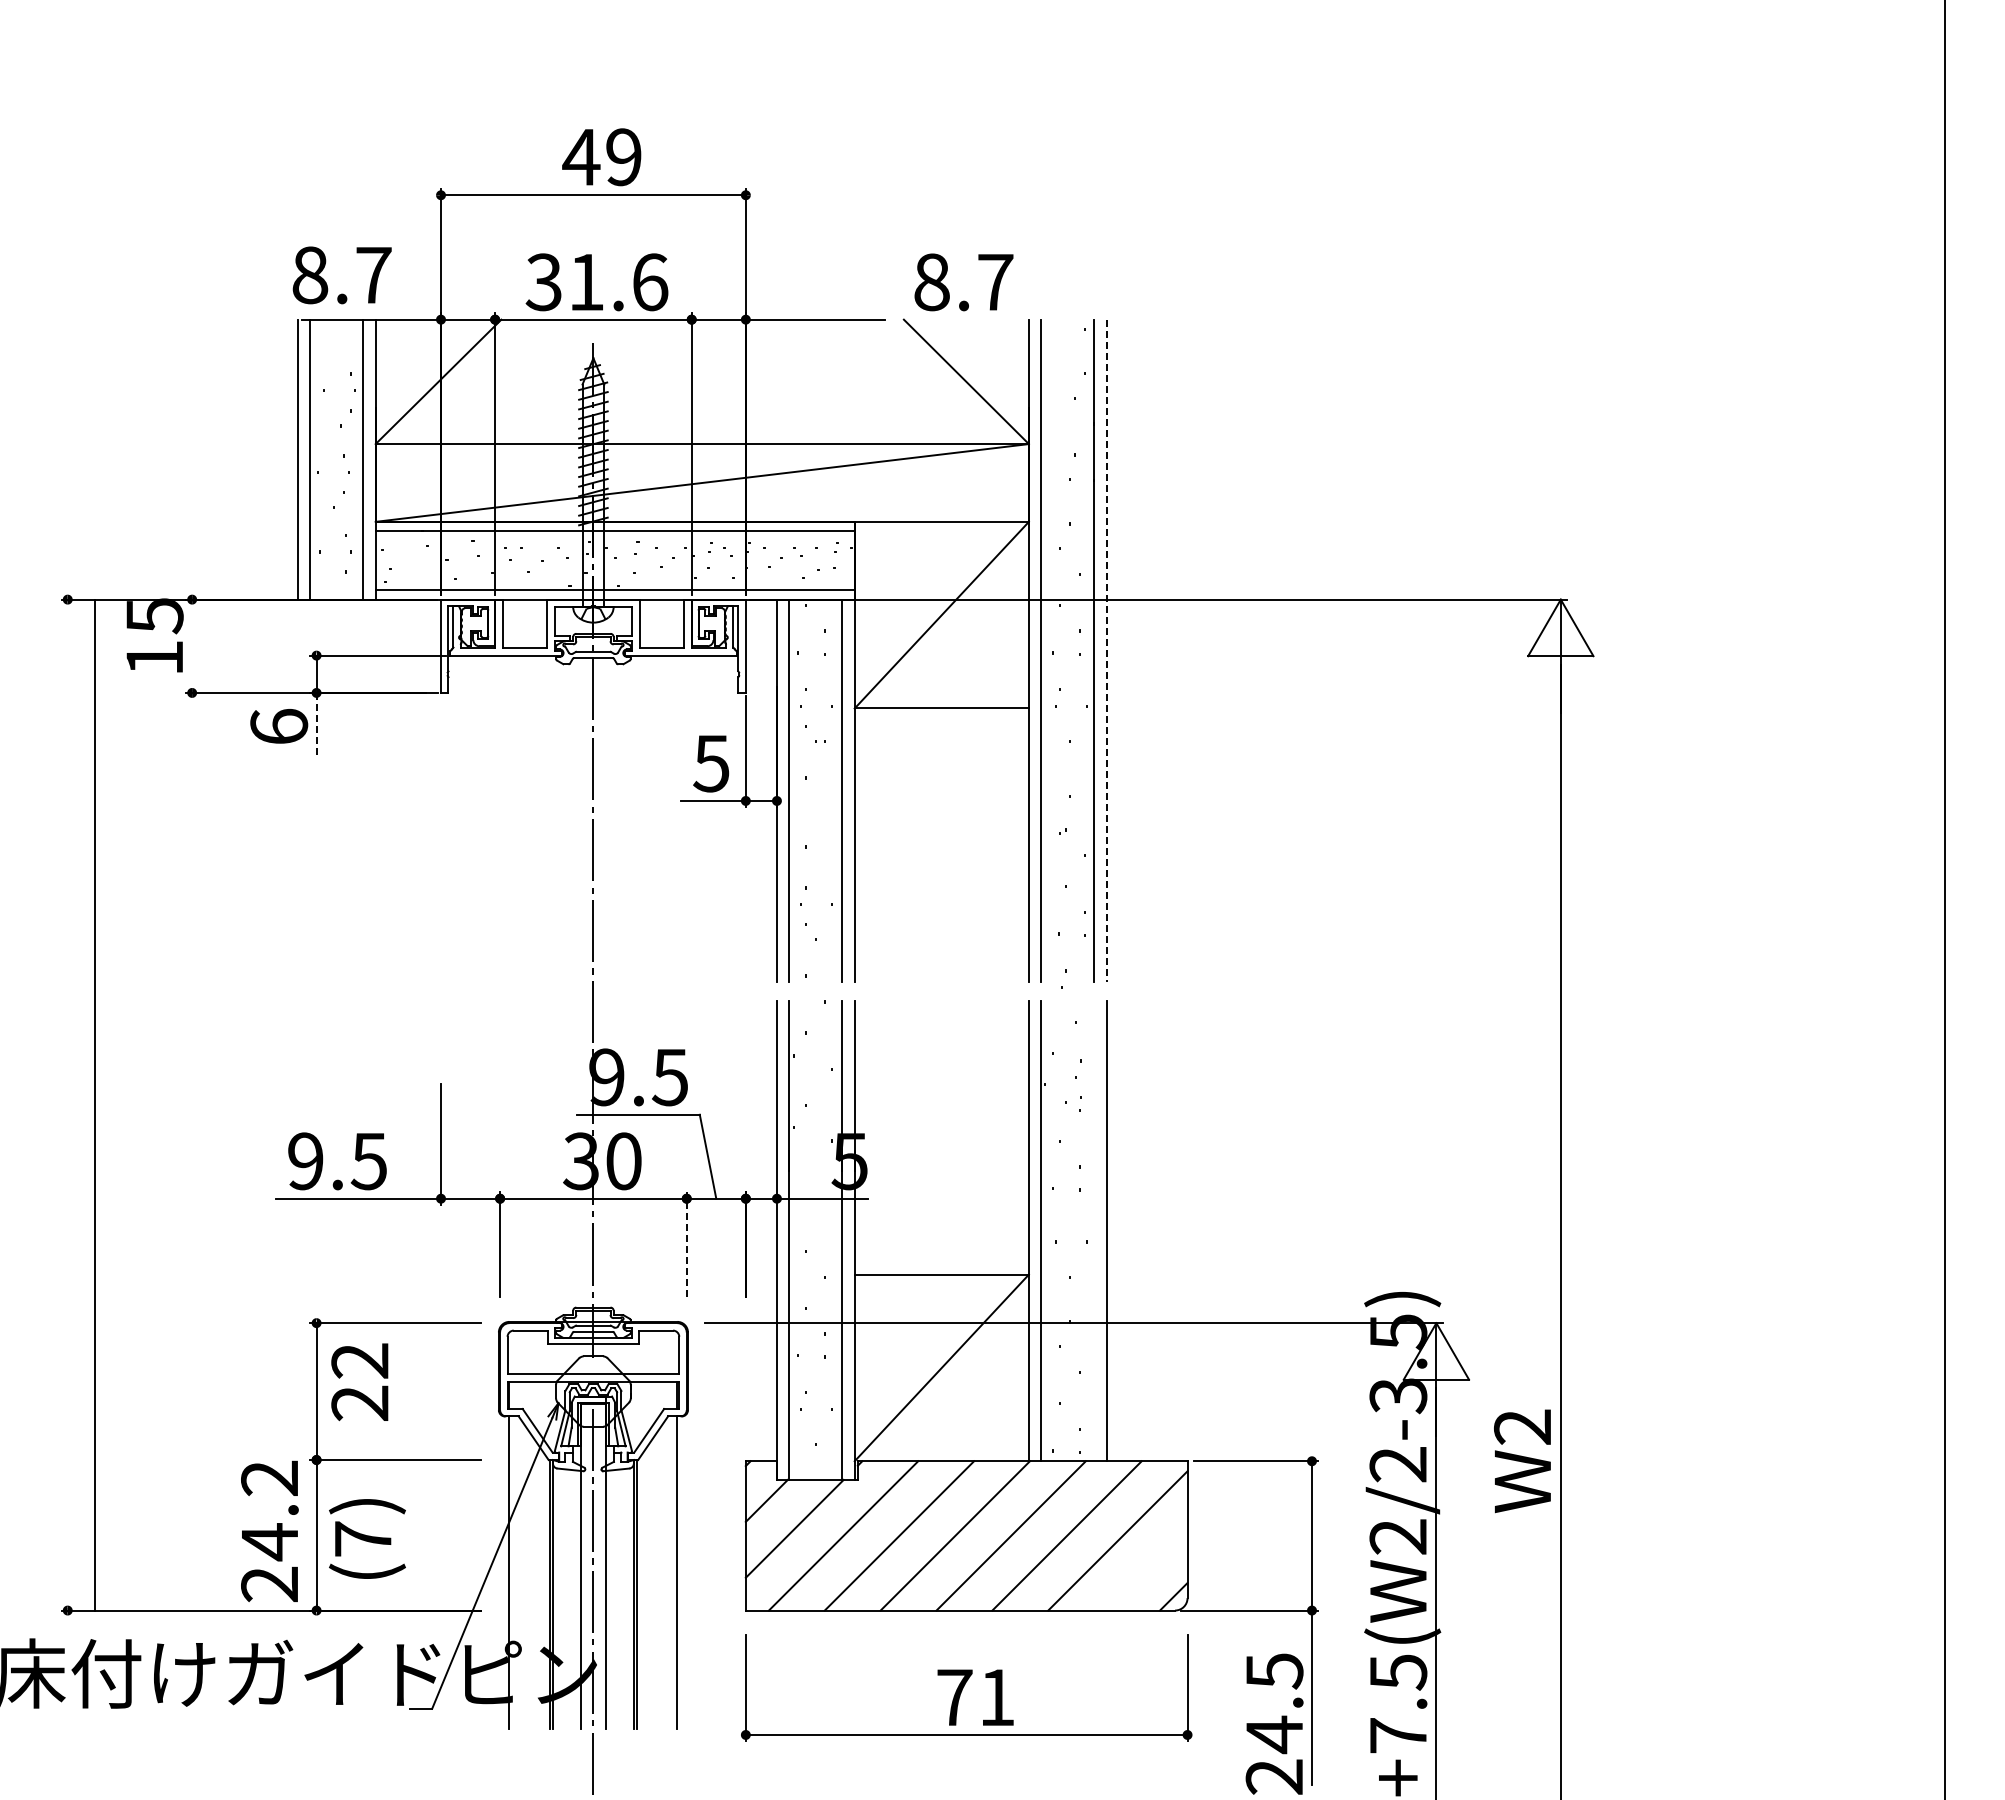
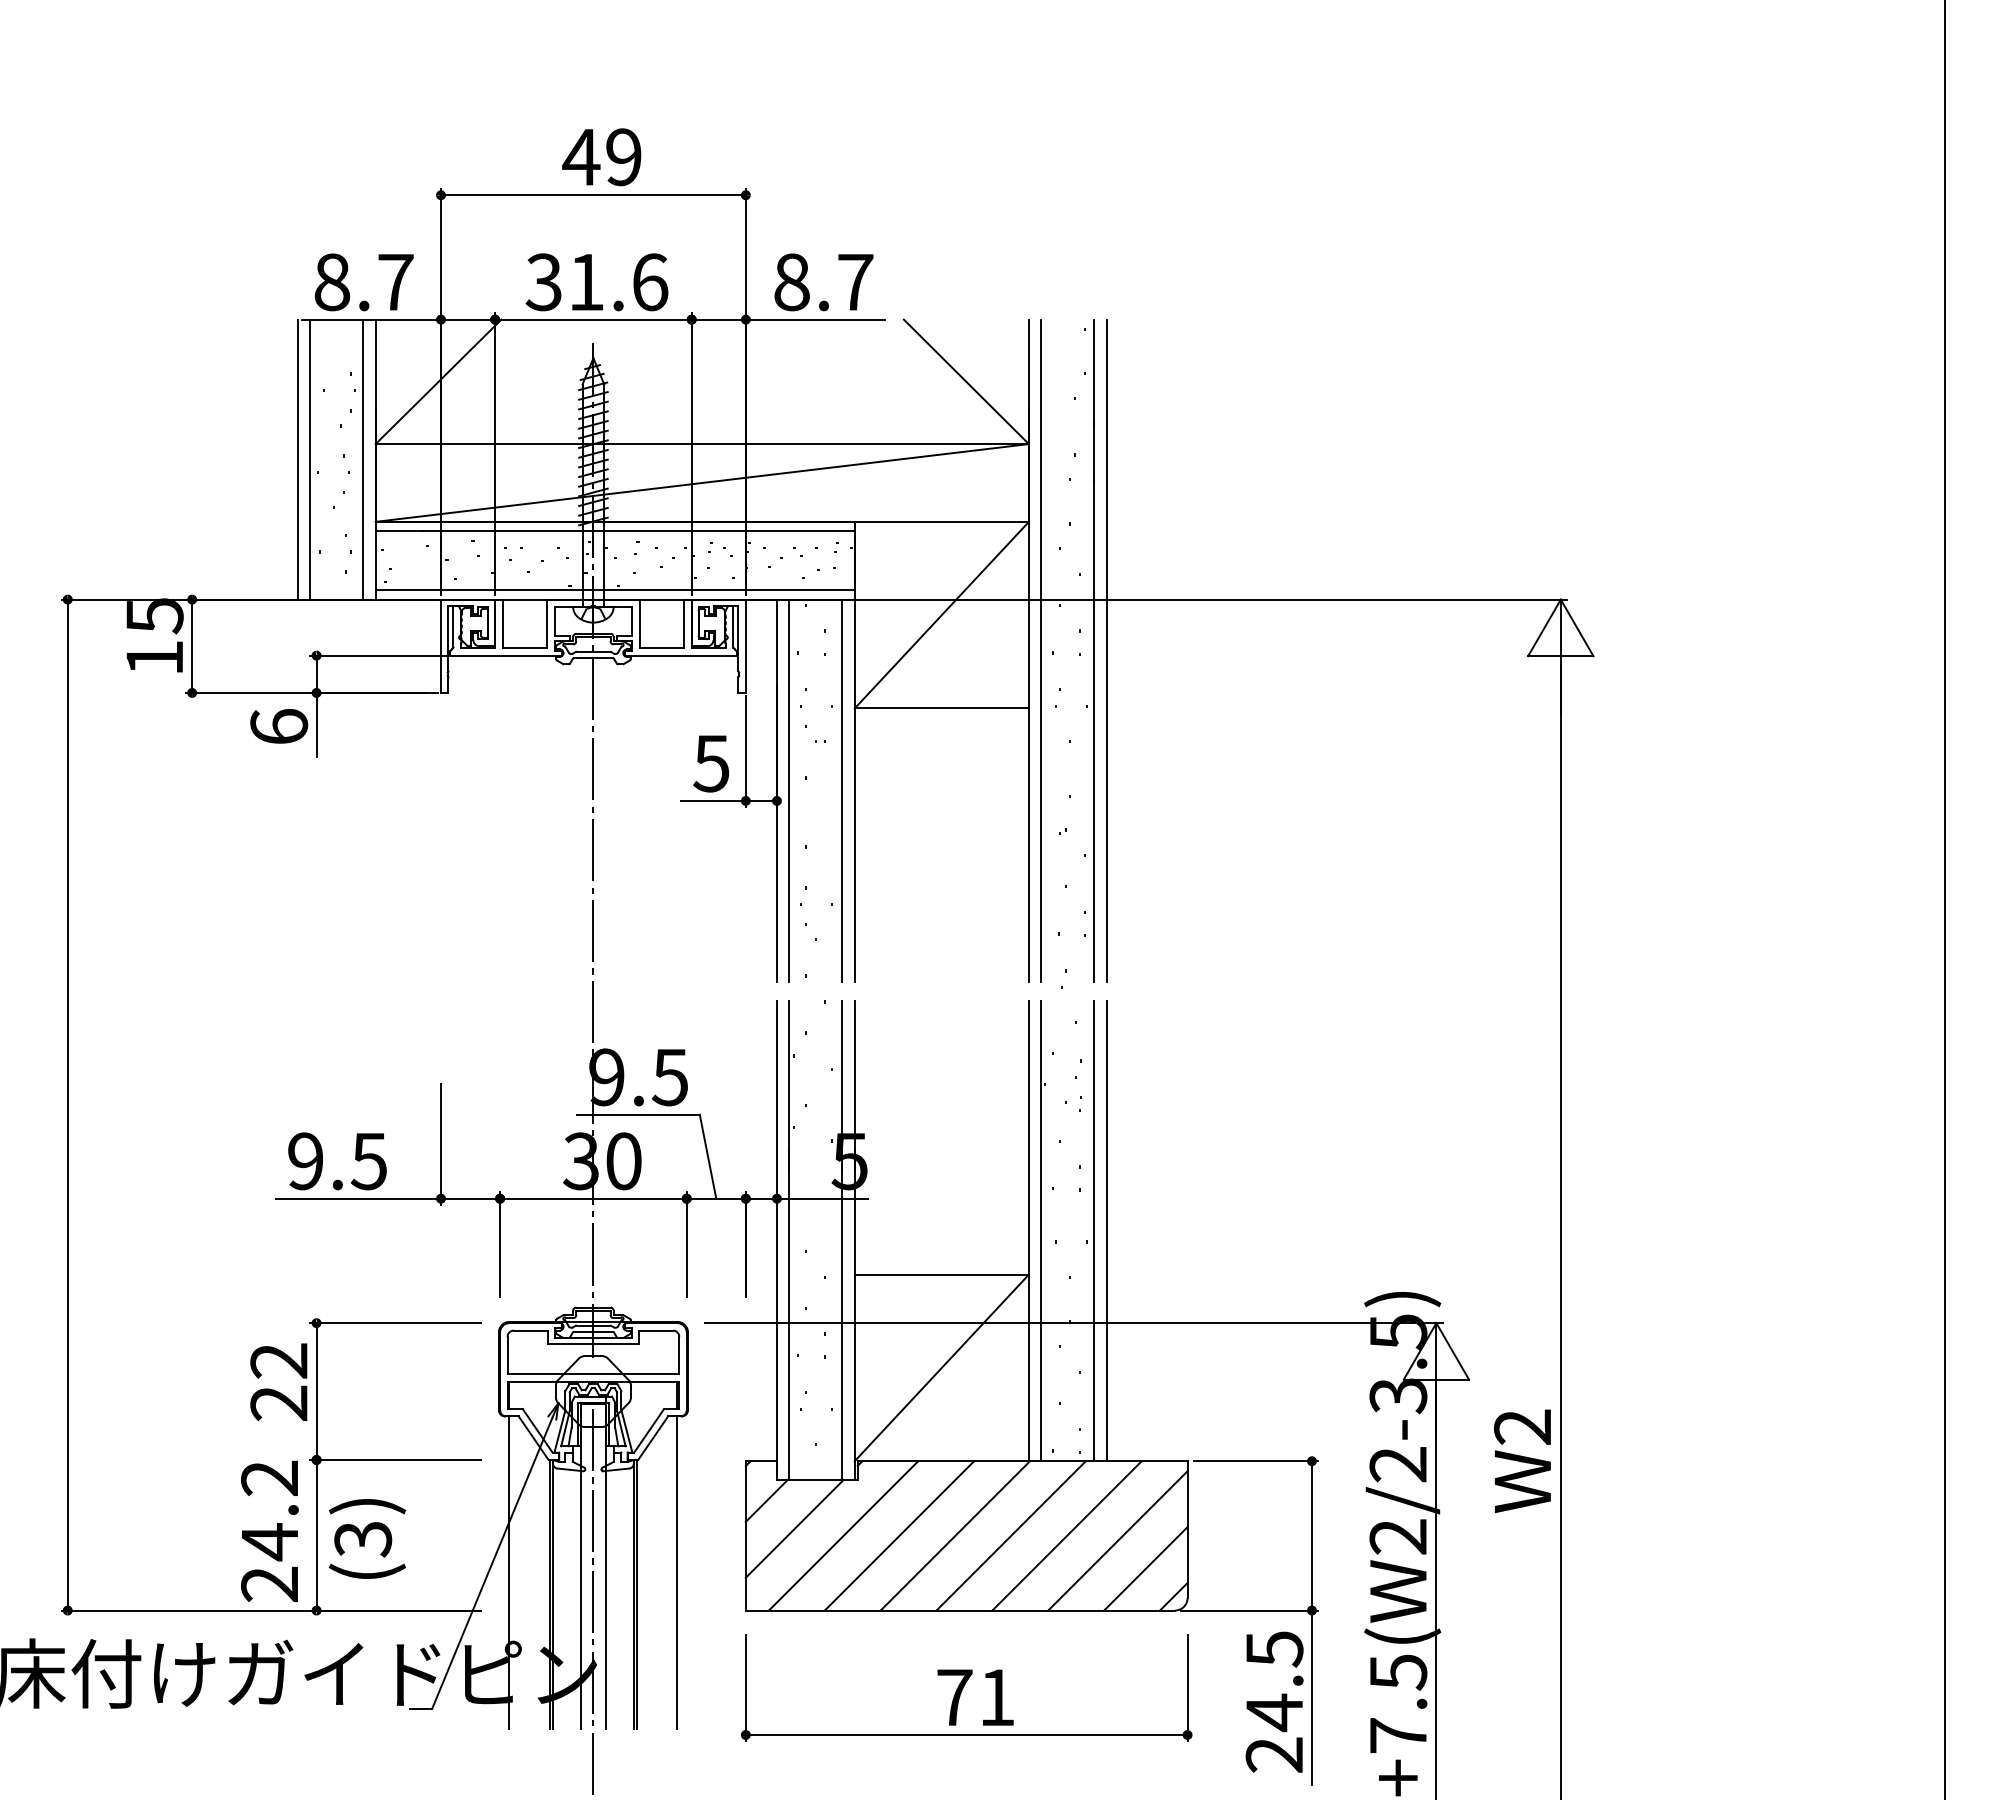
text position: (341, 275) -> (363, 282) (363, 282)
text position: (963, 282) -> (823, 282) (823, 282)
line: none -> present (192, 645)
line: dashed -> solid (1106, 651)
line: dashed -> solid (316, 725)
line position: (94, 1104) -> (67, 1104) (67, 1104)
line: none -> present (1094, 1230)
line: dashed -> solid (686, 1244)
text position: (359, 1382) -> (278, 1382) (278, 1382)
text: (7) -> (3) (363, 1539)
line: none -> present (1145, 1568)
text position: (1274, 1723) -> (1274, 1701) (1274, 1701)
